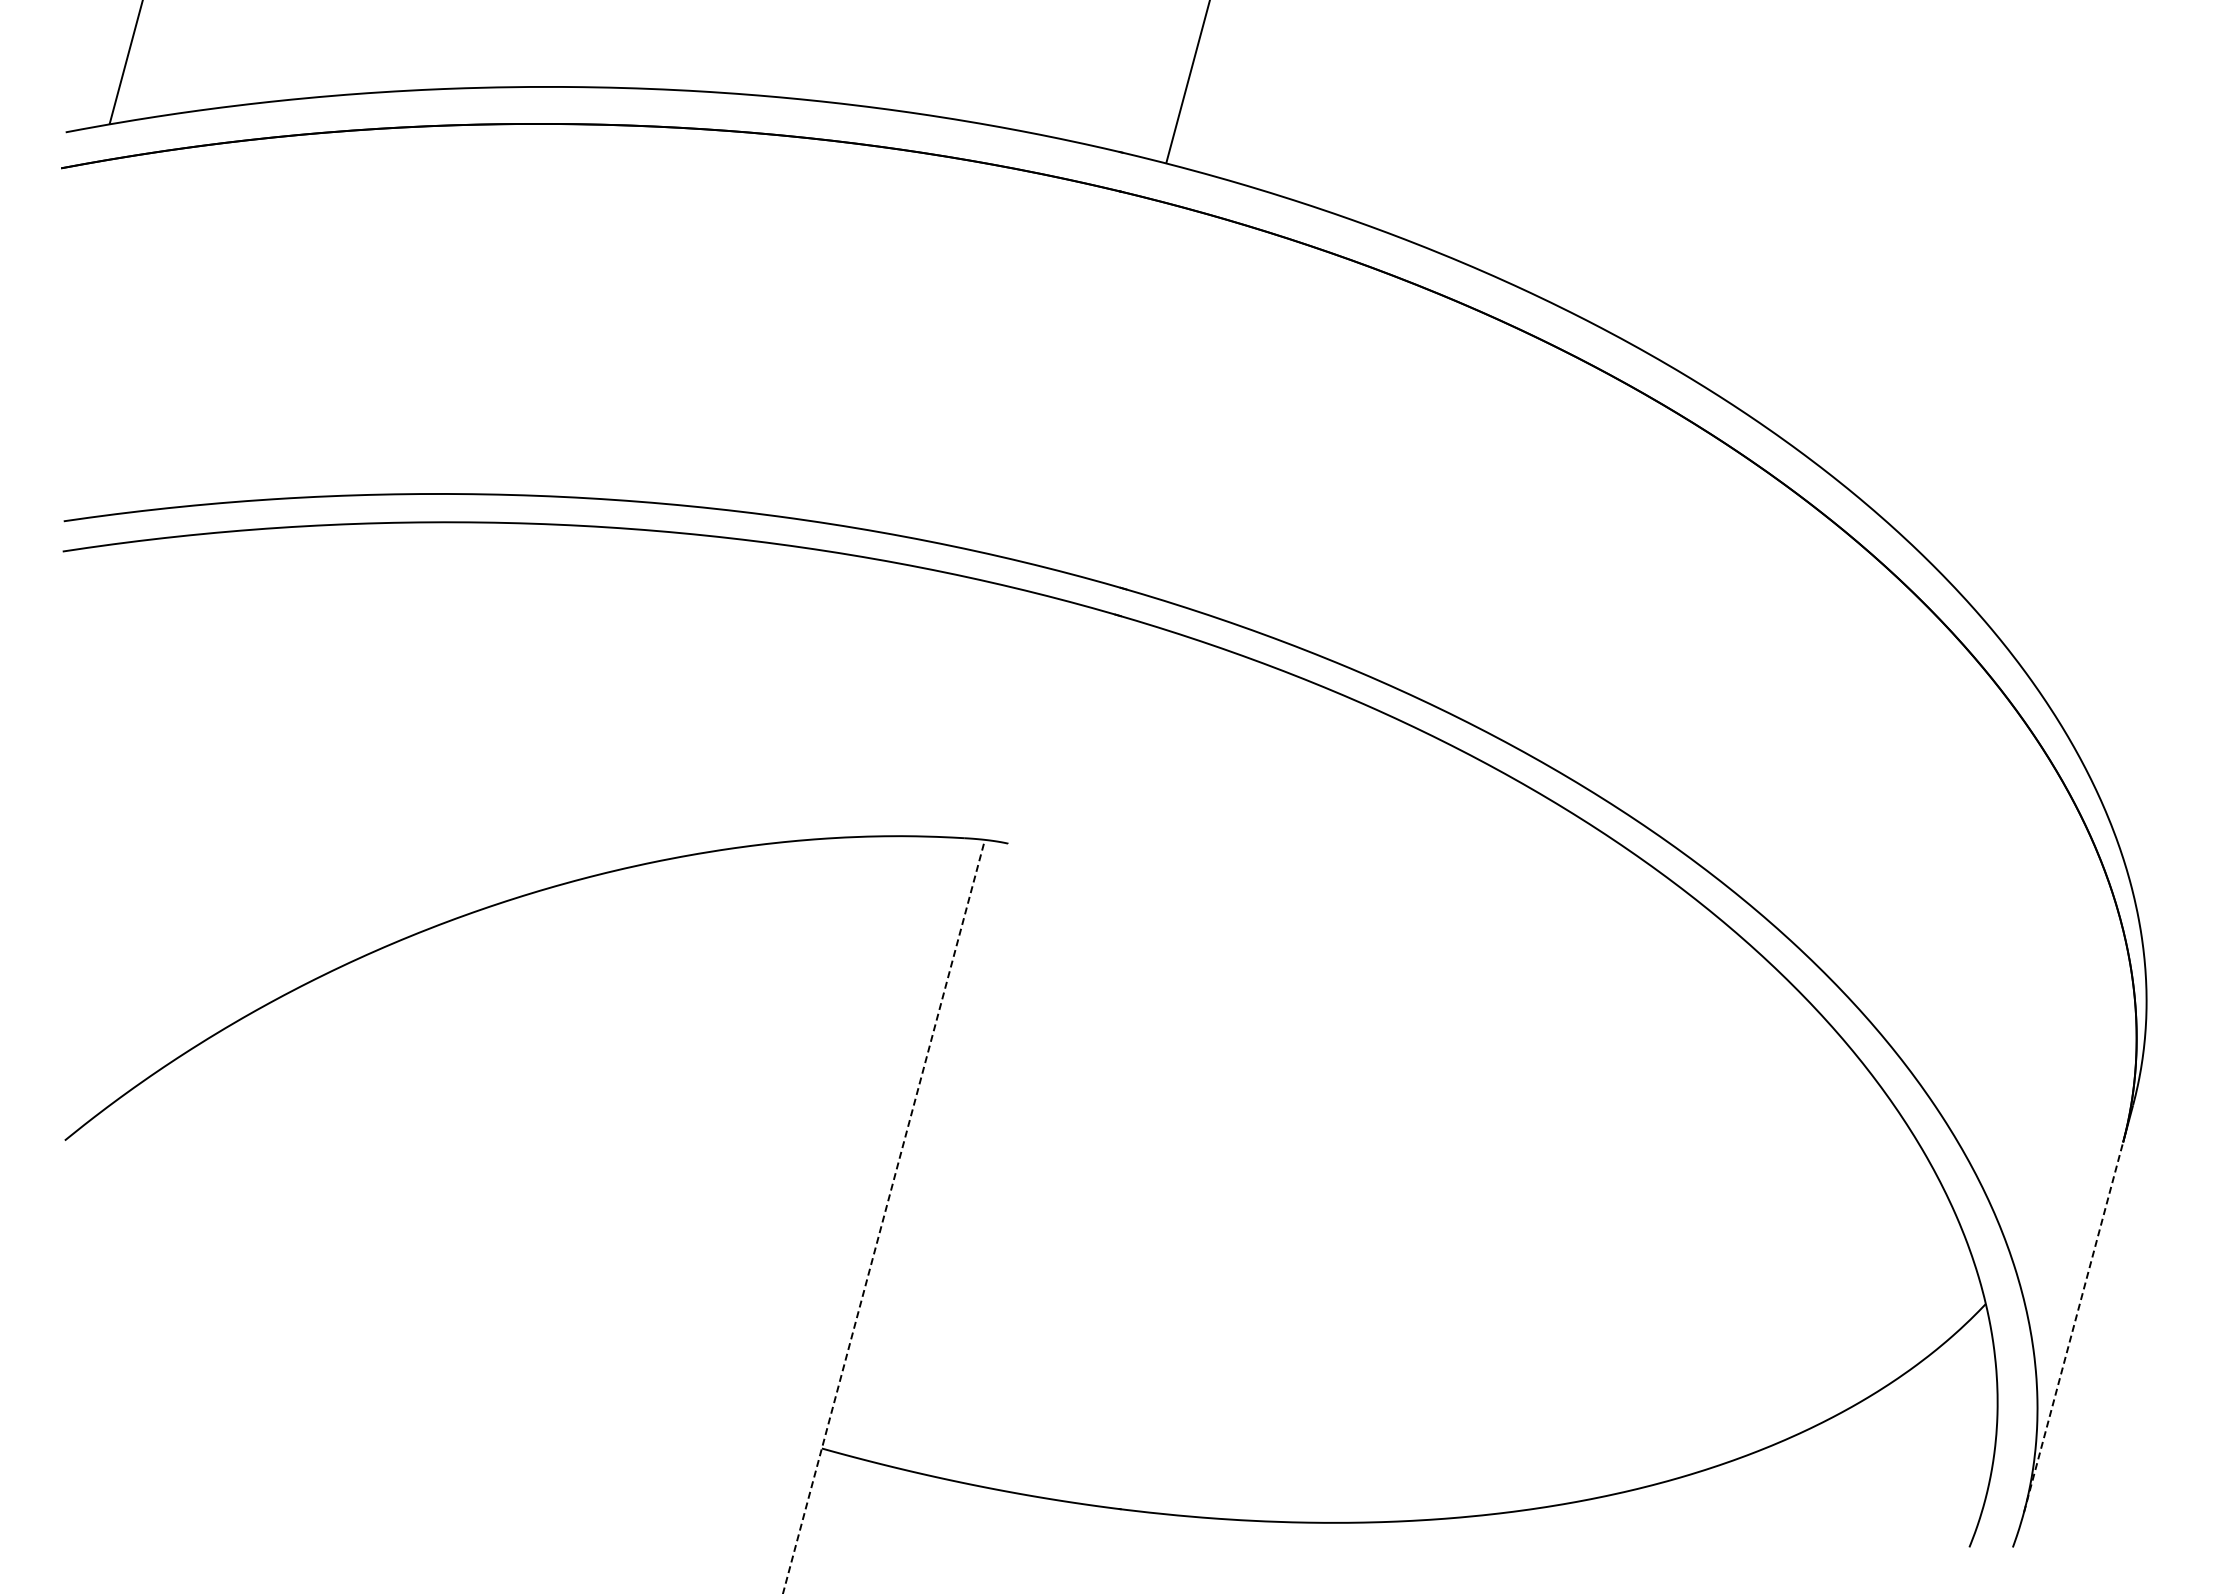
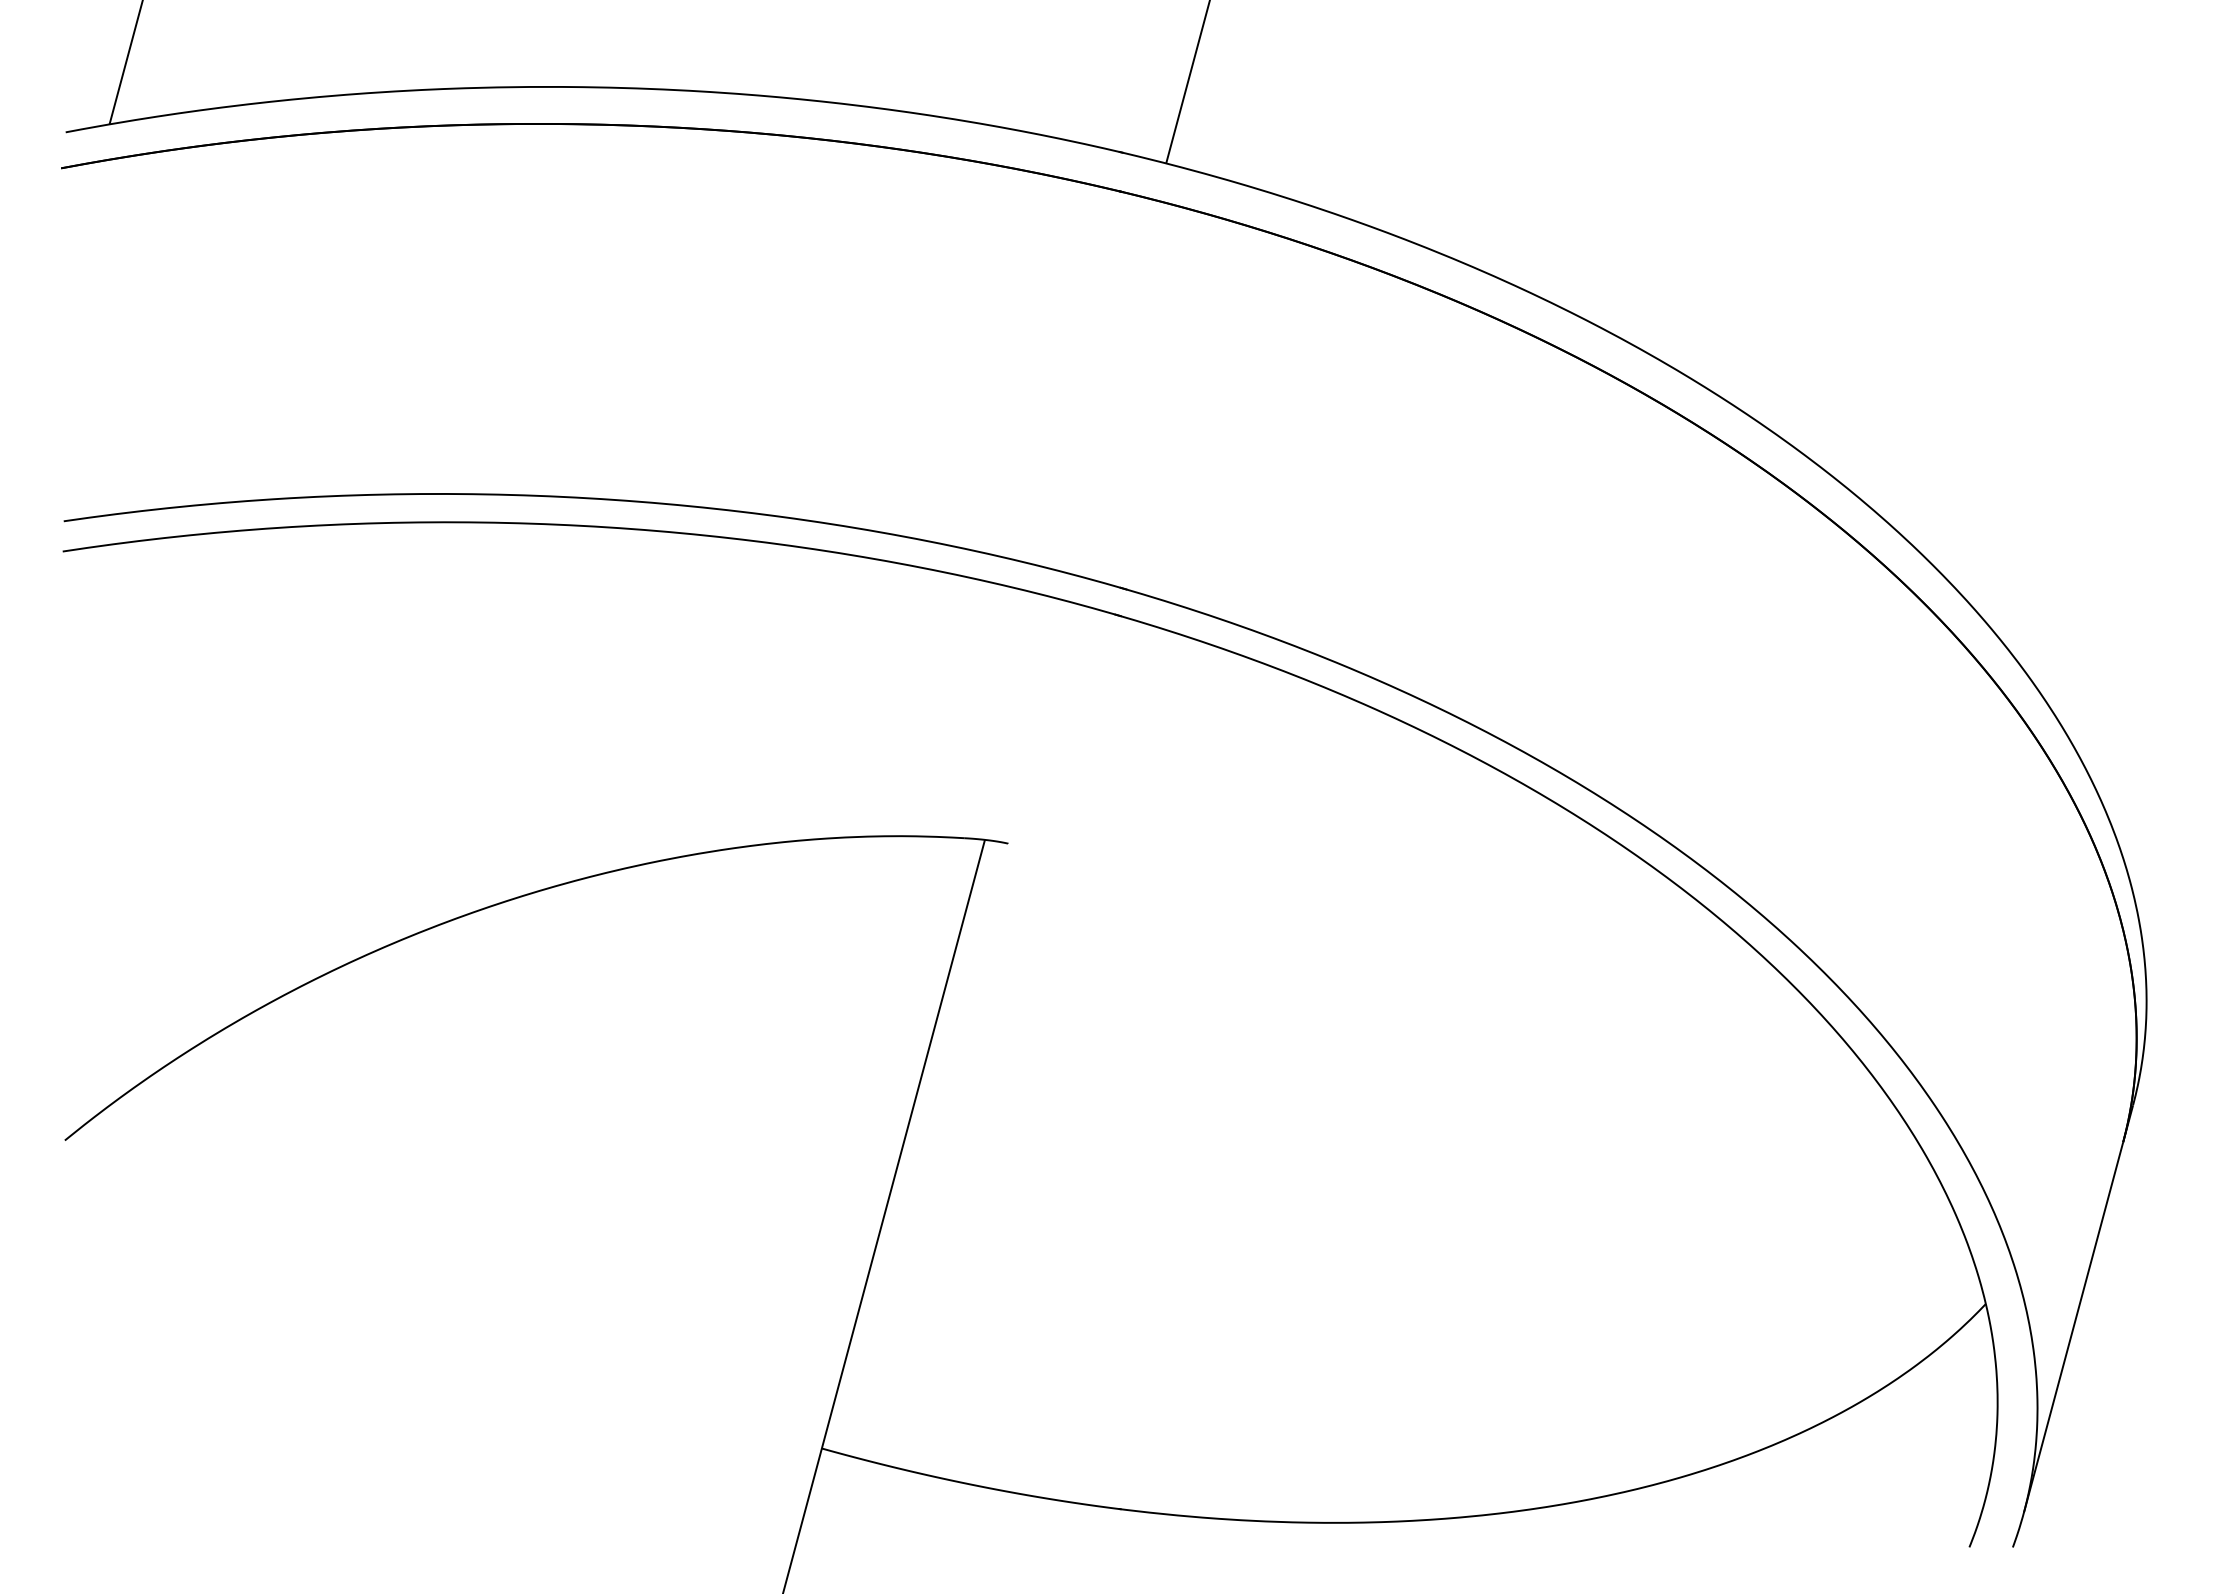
line: dashed -> solid (884, 1216)
line: dashed -> solid (2073, 1327)
